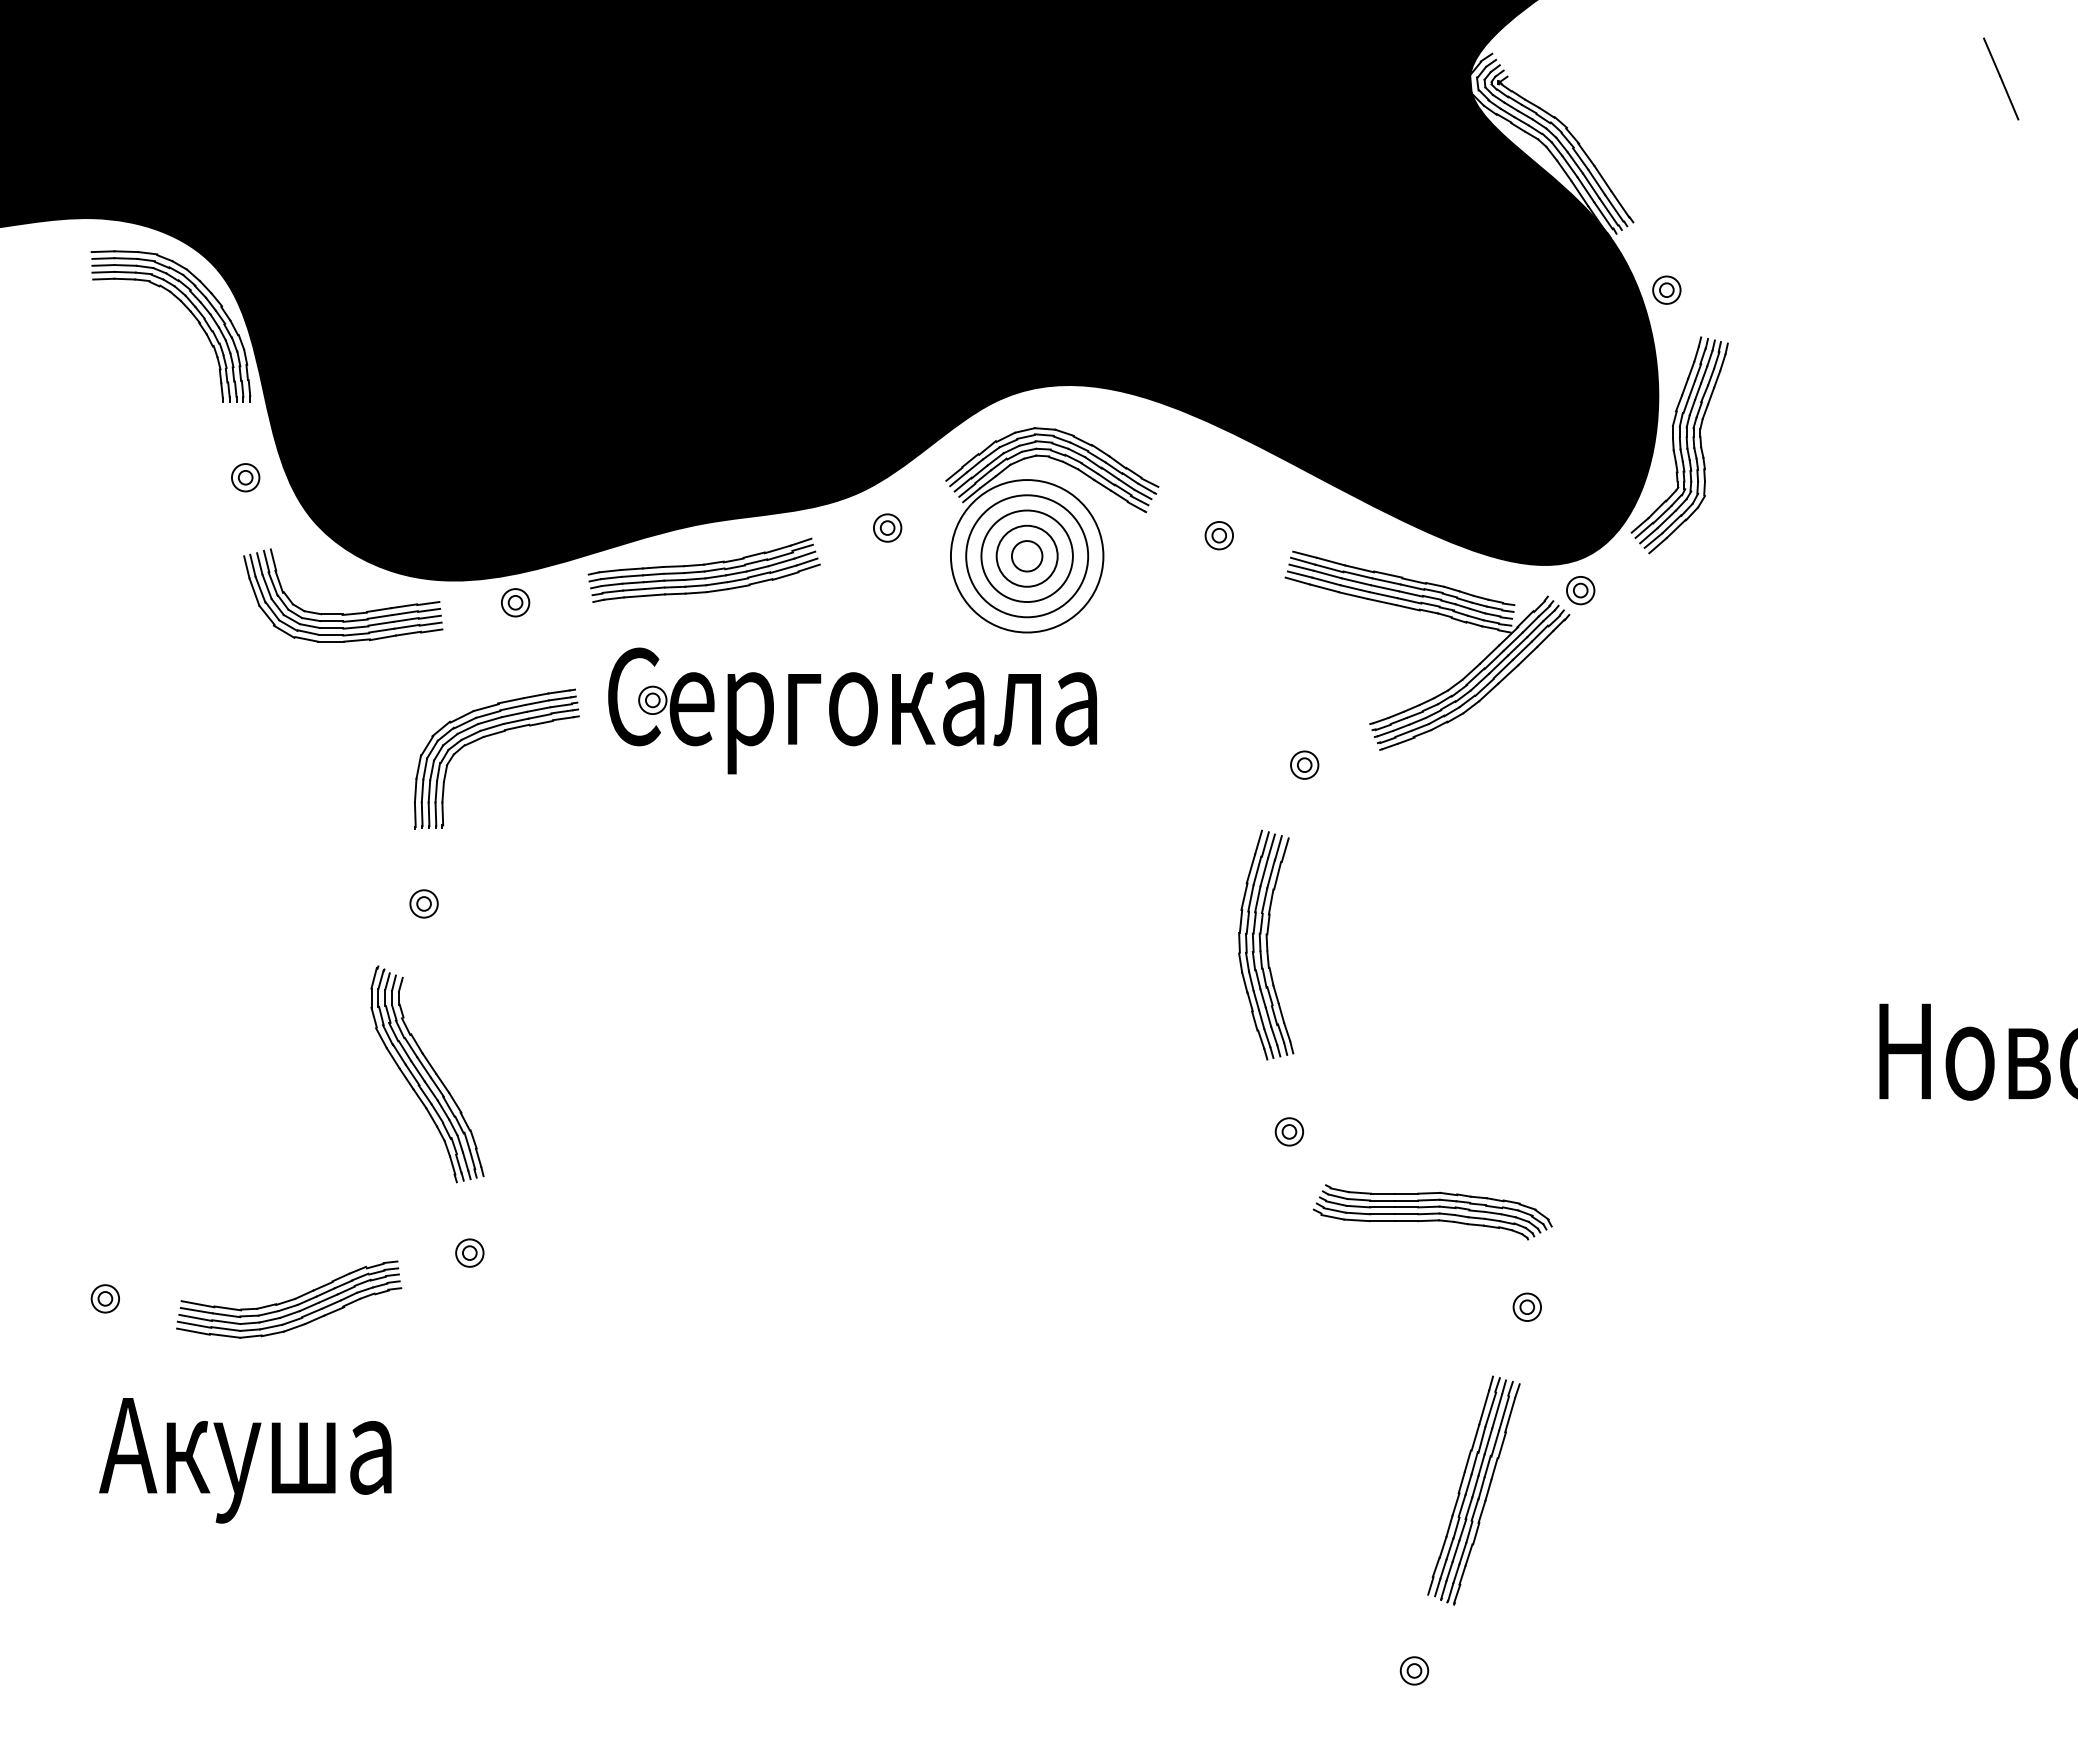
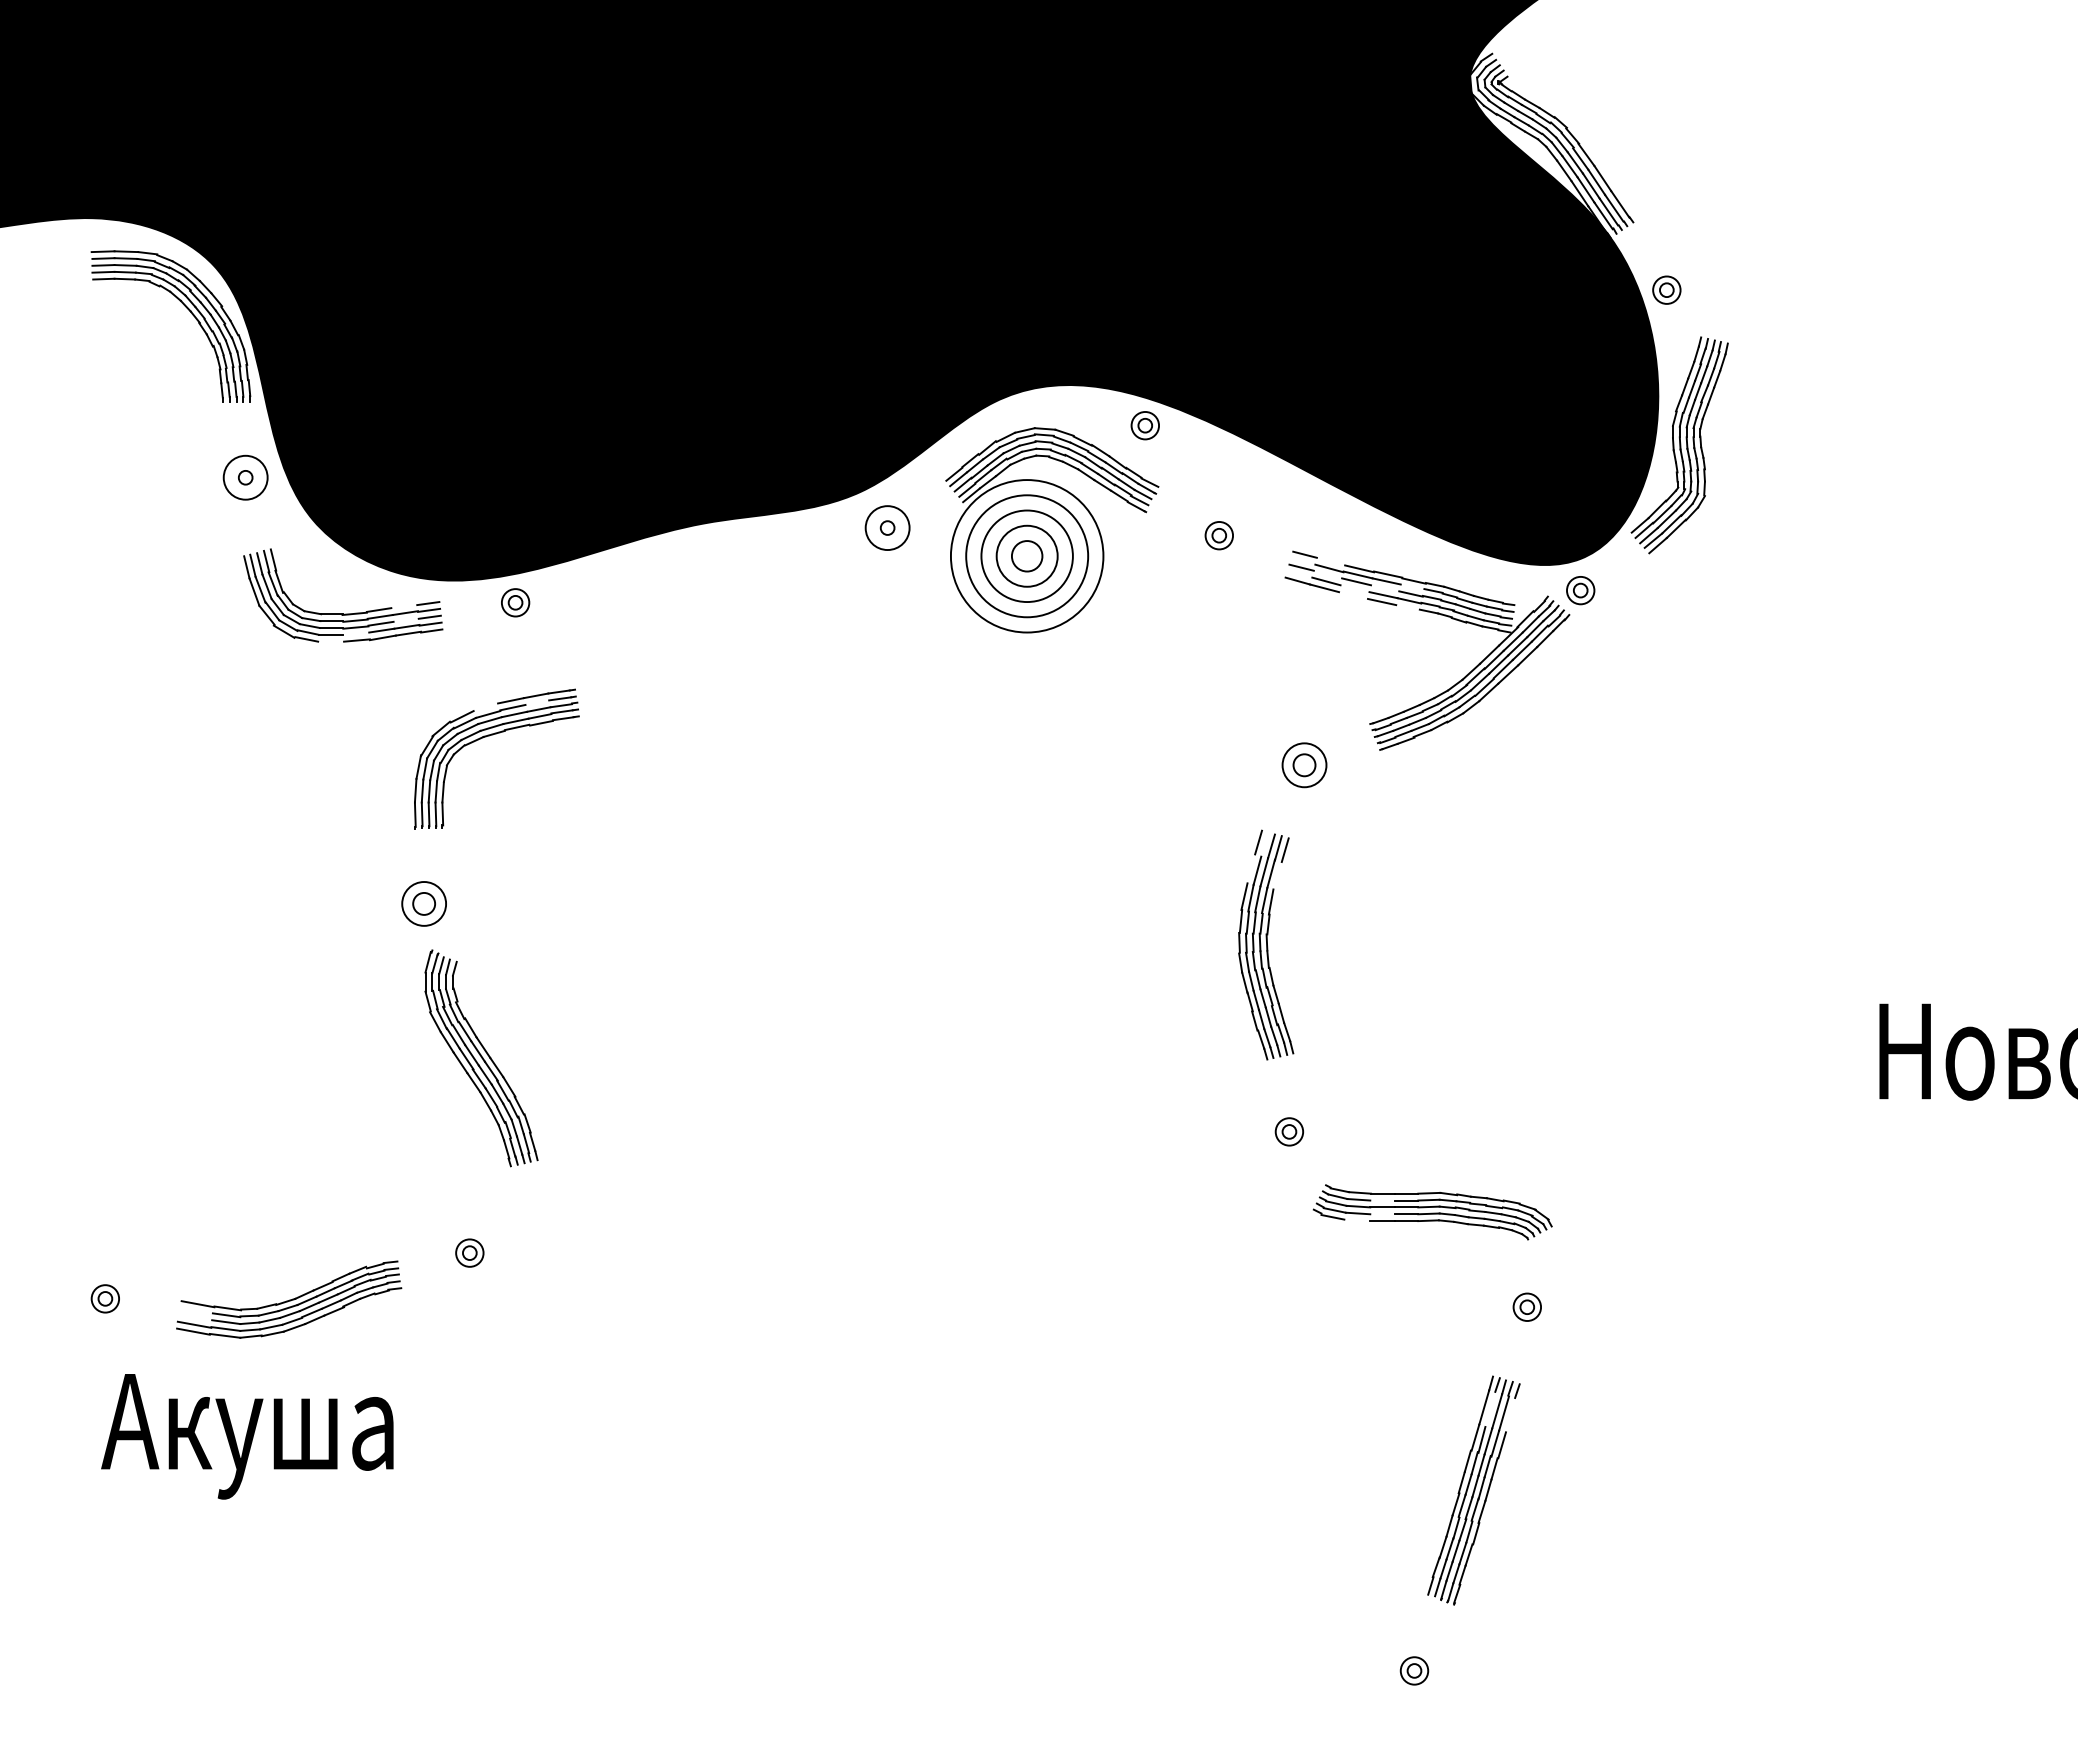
line: present -> none (2001, 78)
part: none -> present (1144, 425)
circle diameter: 27 px -> 44 px (245, 477)
circle diameter: 27 px -> 44 px (887, 528)
line: present -> none (1302, 560)
line: present -> none (1330, 561)
part: present -> none (703, 569)
line: present -> none (1299, 574)
line: present -> none (1327, 574)
line: present -> none (1412, 586)
line: present -> none (1354, 588)
line: present -> none (1385, 588)
line: present -> none (1352, 595)
line: present -> none (404, 606)
line: present -> none (1407, 607)
line: present -> none (405, 619)
line: present -> none (356, 634)
line: present -> none (331, 641)
line: present -> none (537, 702)
line: present -> none (485, 707)
part: present -> none (852, 710)
part size: 30x30 px -> 47x47 px (1304, 765)
line: present -> none (1265, 844)
line: present -> none (1250, 868)
line: present -> none (1277, 875)
part size: 30x30 px -> 46x46 px (423, 903)
part position: (427, 1074) -> (481, 1058) (481, 1058)
line: present -> none (1382, 1200)
line: present -> none (1382, 1214)
line: present -> none (1356, 1220)
line: present -> none (196, 1310)
line: present -> none (195, 1317)
line: present -> none (1490, 1409)
line: present -> none (1510, 1415)
text position: (245, 1460) -> (247, 1436) (247, 1436)
